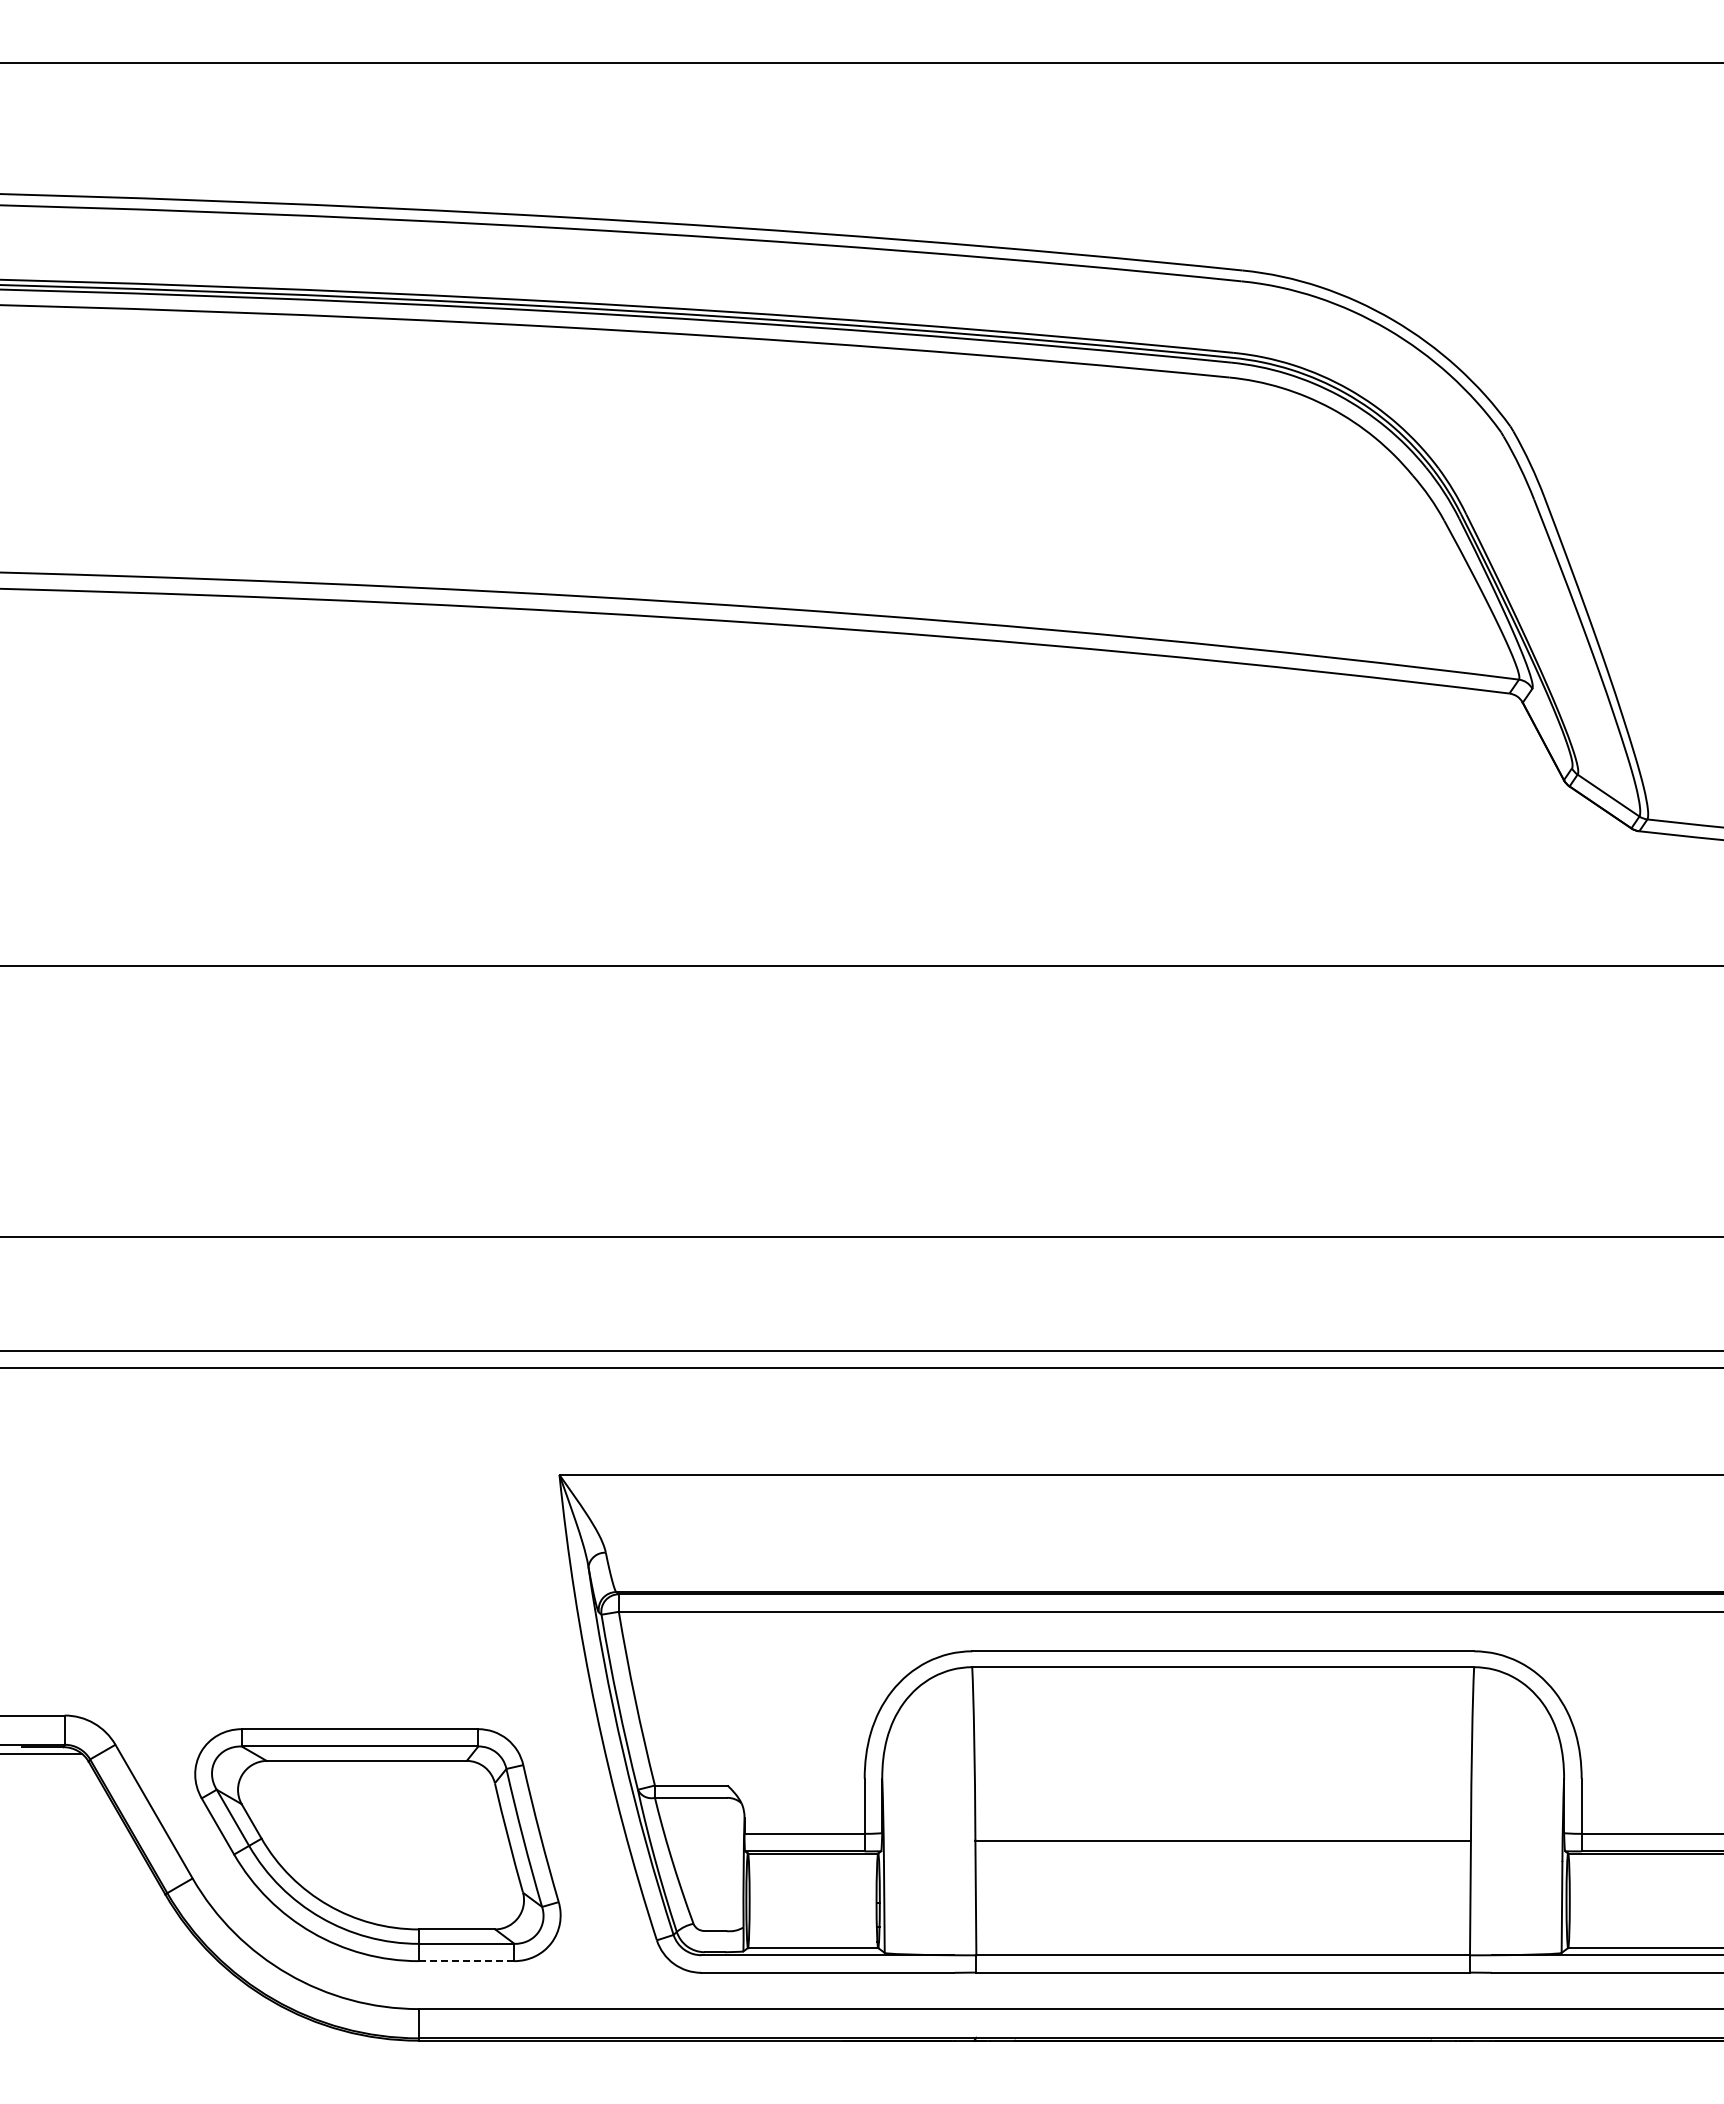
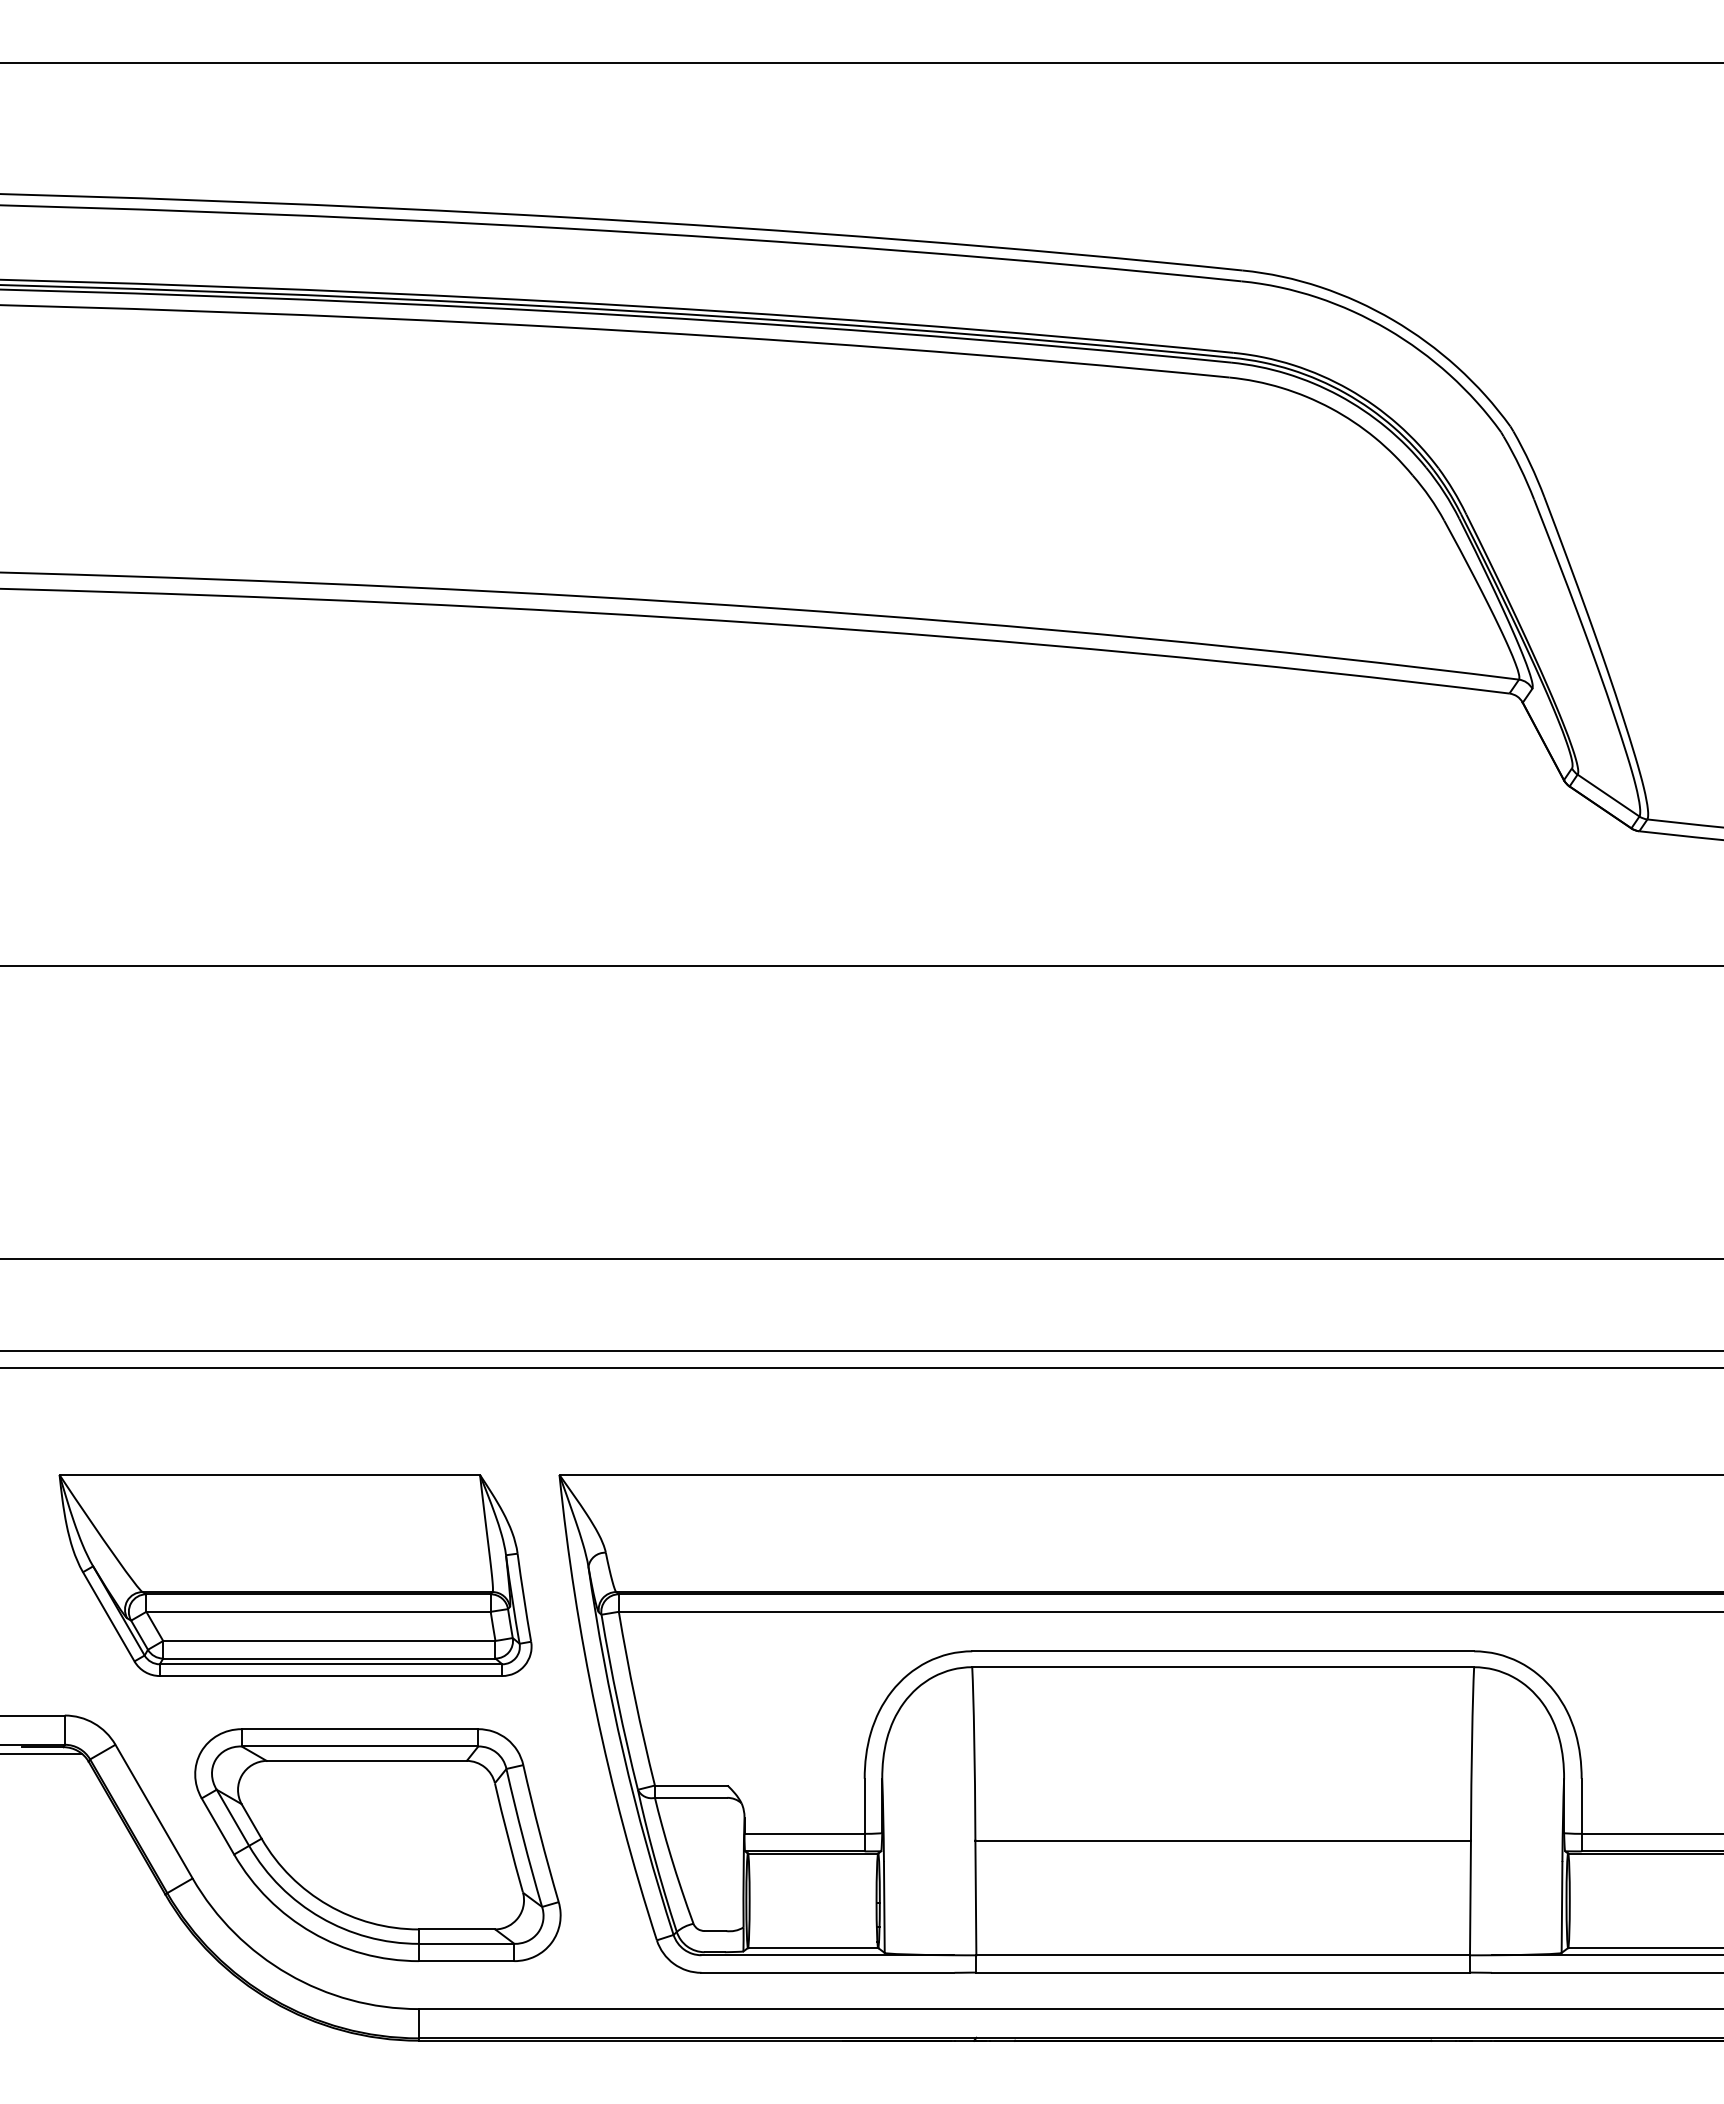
line position: (861, 1237) -> (861, 1259) (861, 1259)
part: none -> present (295, 1575)
line: dashed -> solid (466, 1961)
